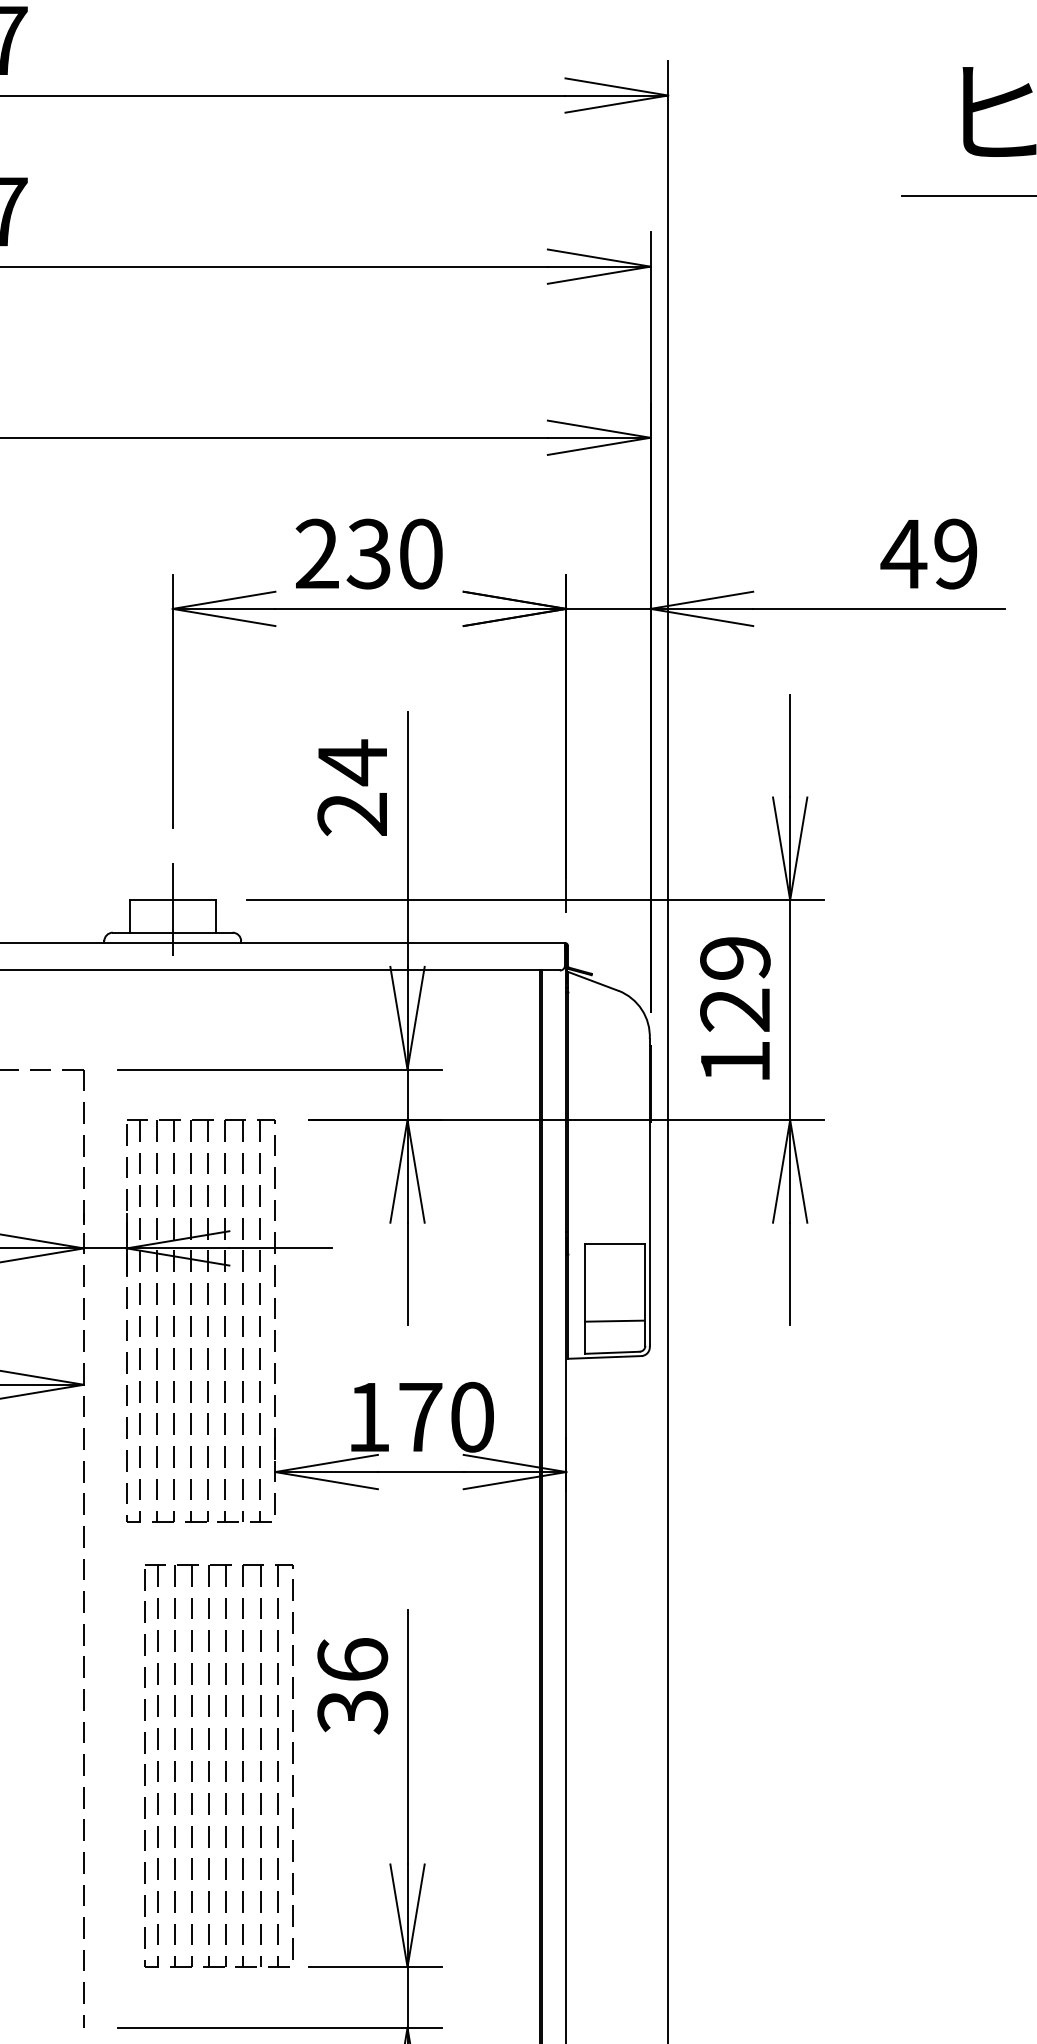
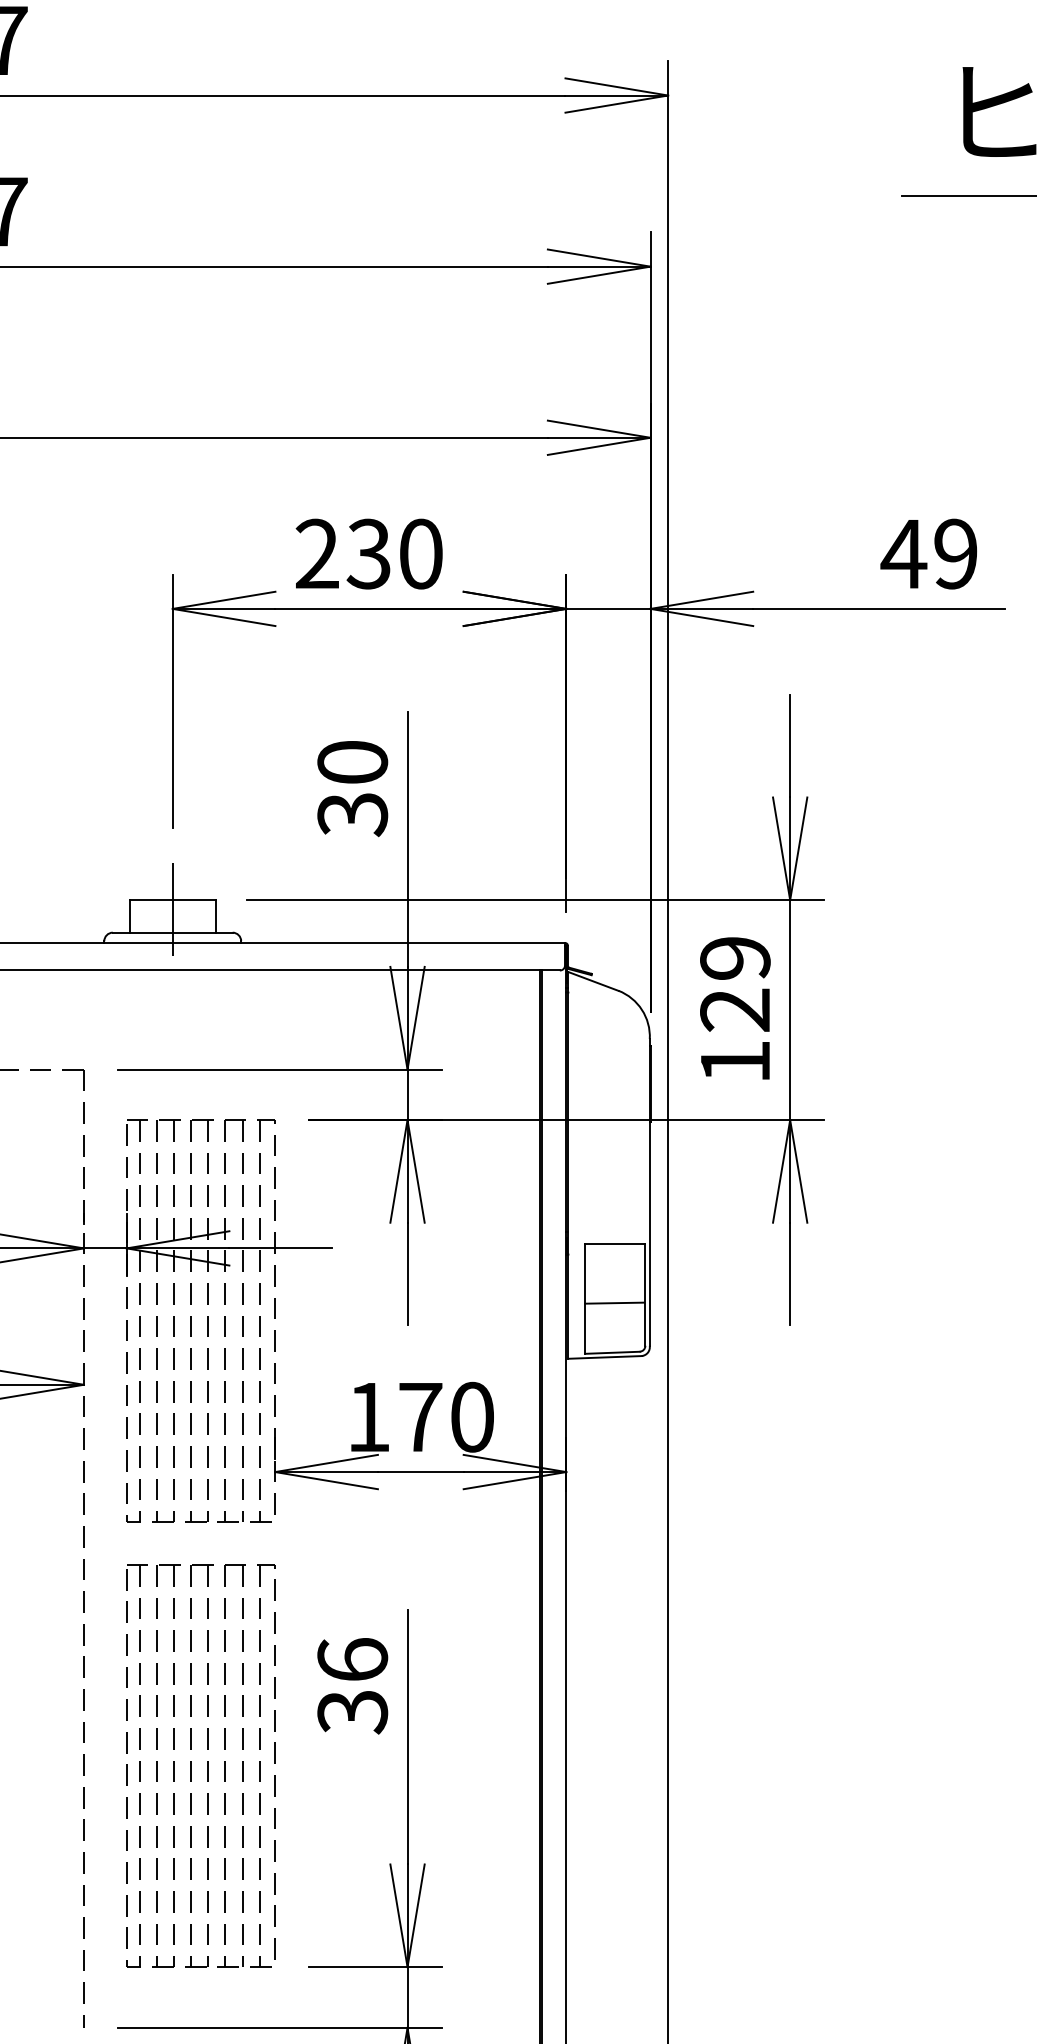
text: 24 -> 30 (352, 788)
line position: (614, 1320) -> (614, 1302) (614, 1302)
part position: (225, 1765) -> (207, 1765) (207, 1765)
